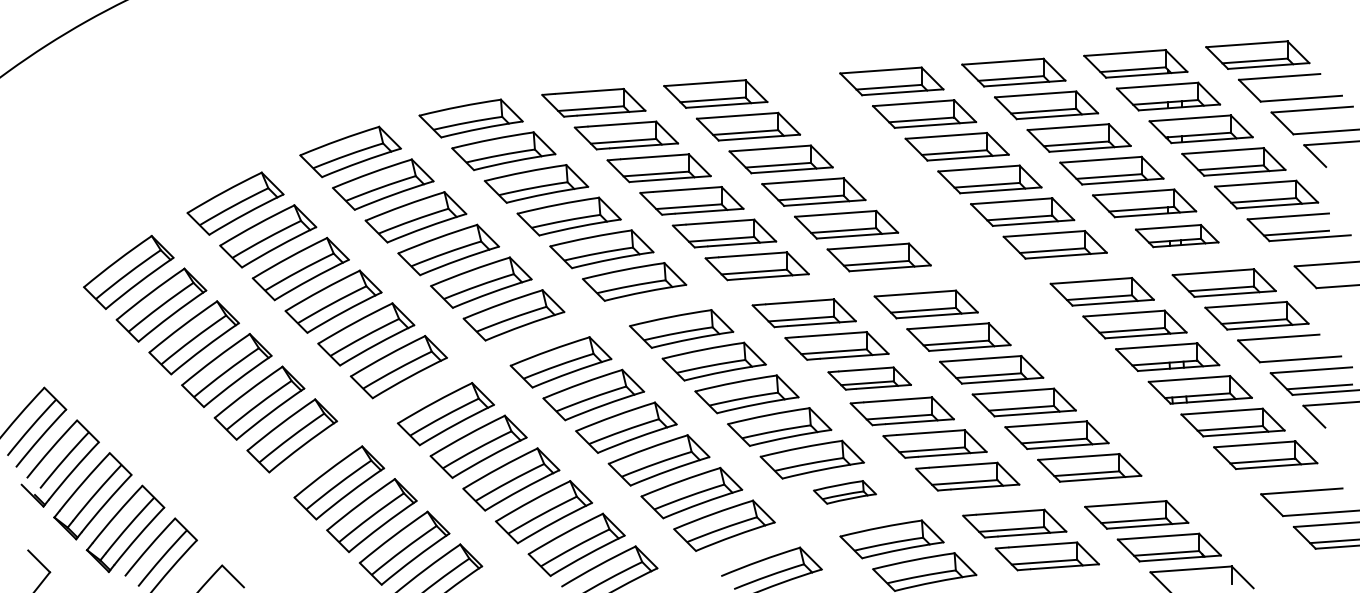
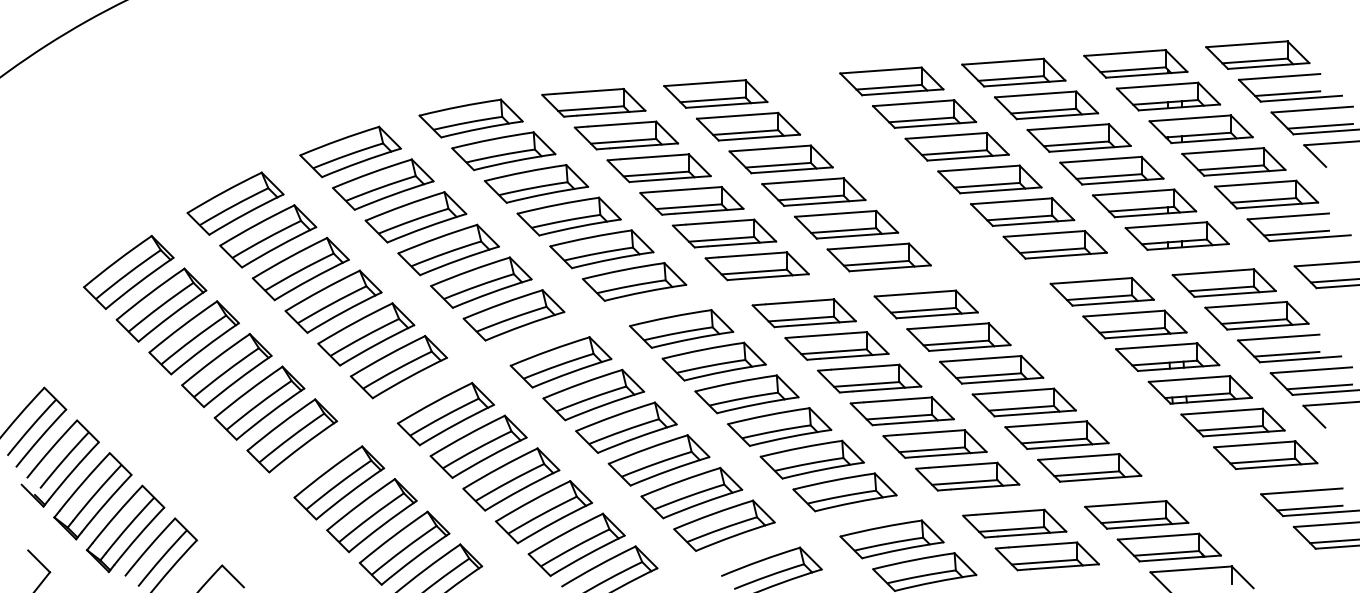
line: none -> present (1287, 93)
line: none -> present (1319, 125)
part size: 85x25 px -> 106x30 px (1176, 235)
line: none -> present (1333, 280)
line: none -> present (1286, 353)
part size: 85x25 px -> 106x31 px (869, 378)
part size: 65x25 px -> 106x41 px (844, 492)
line: none -> present (1309, 507)
